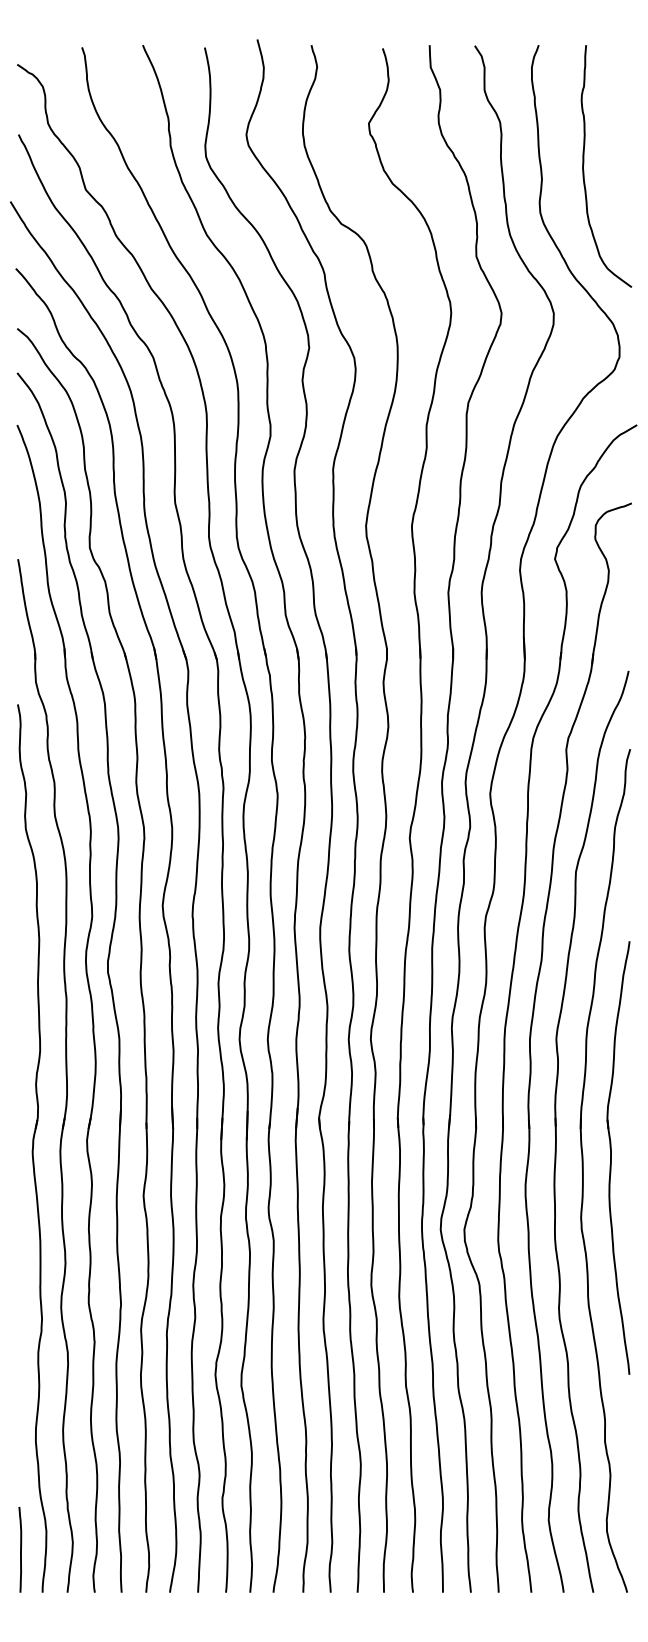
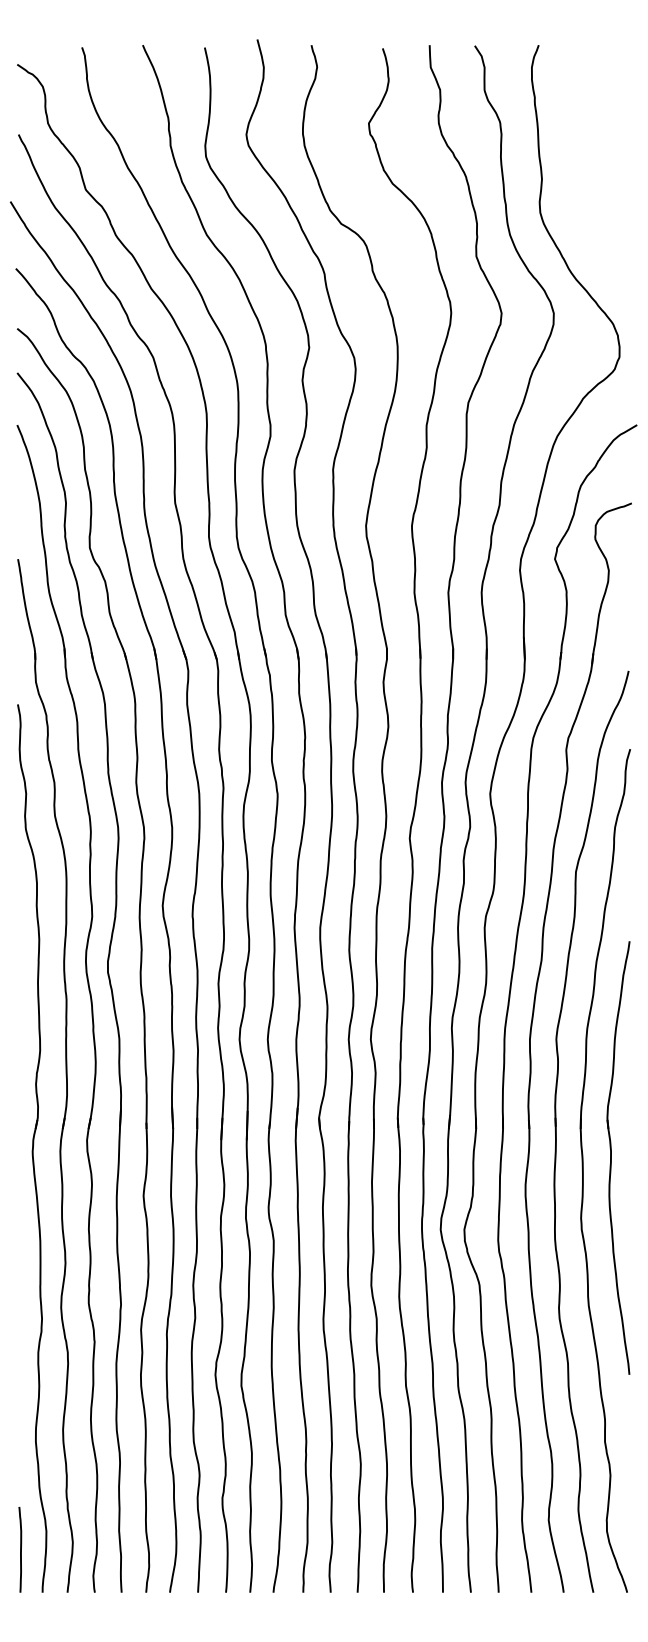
curve: present -> none (584, 164)
